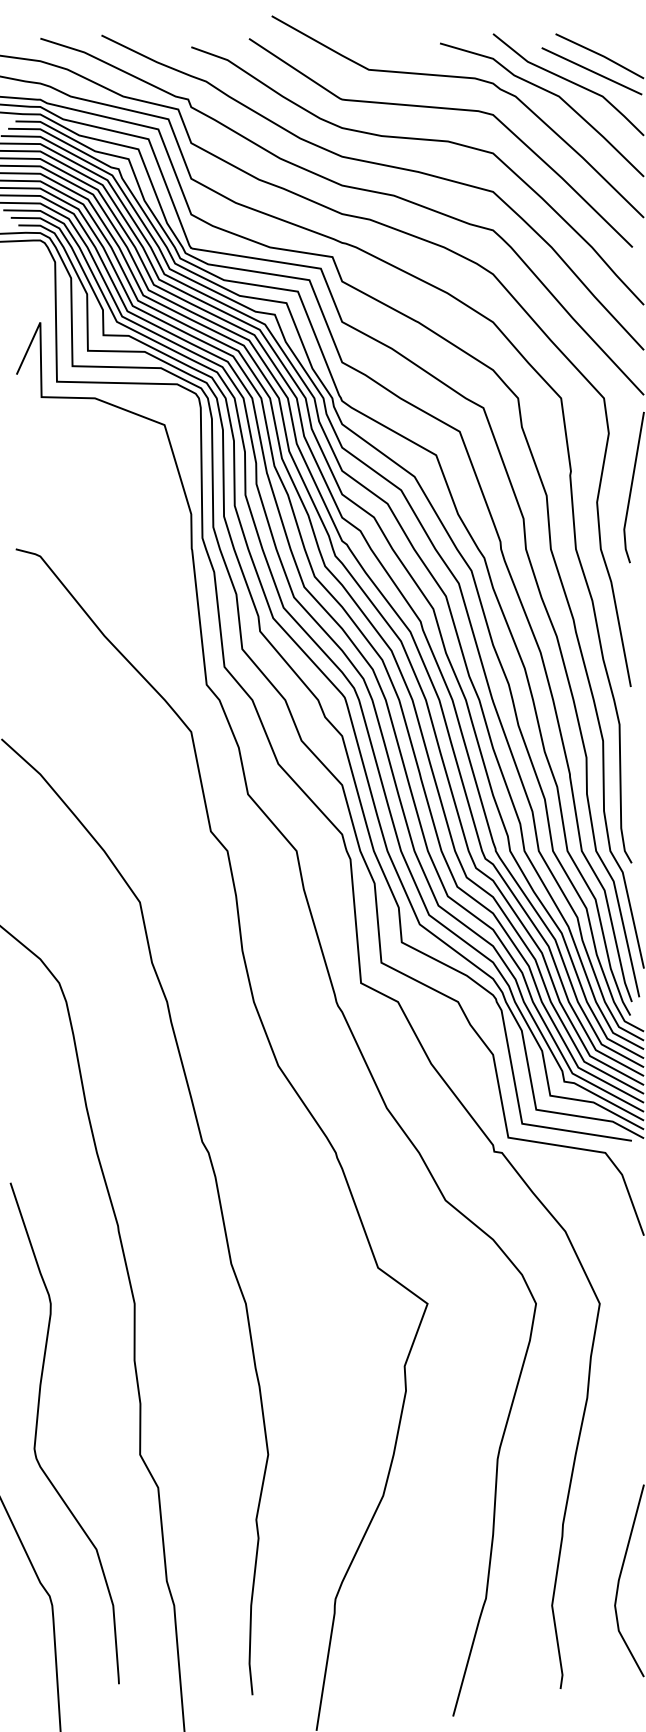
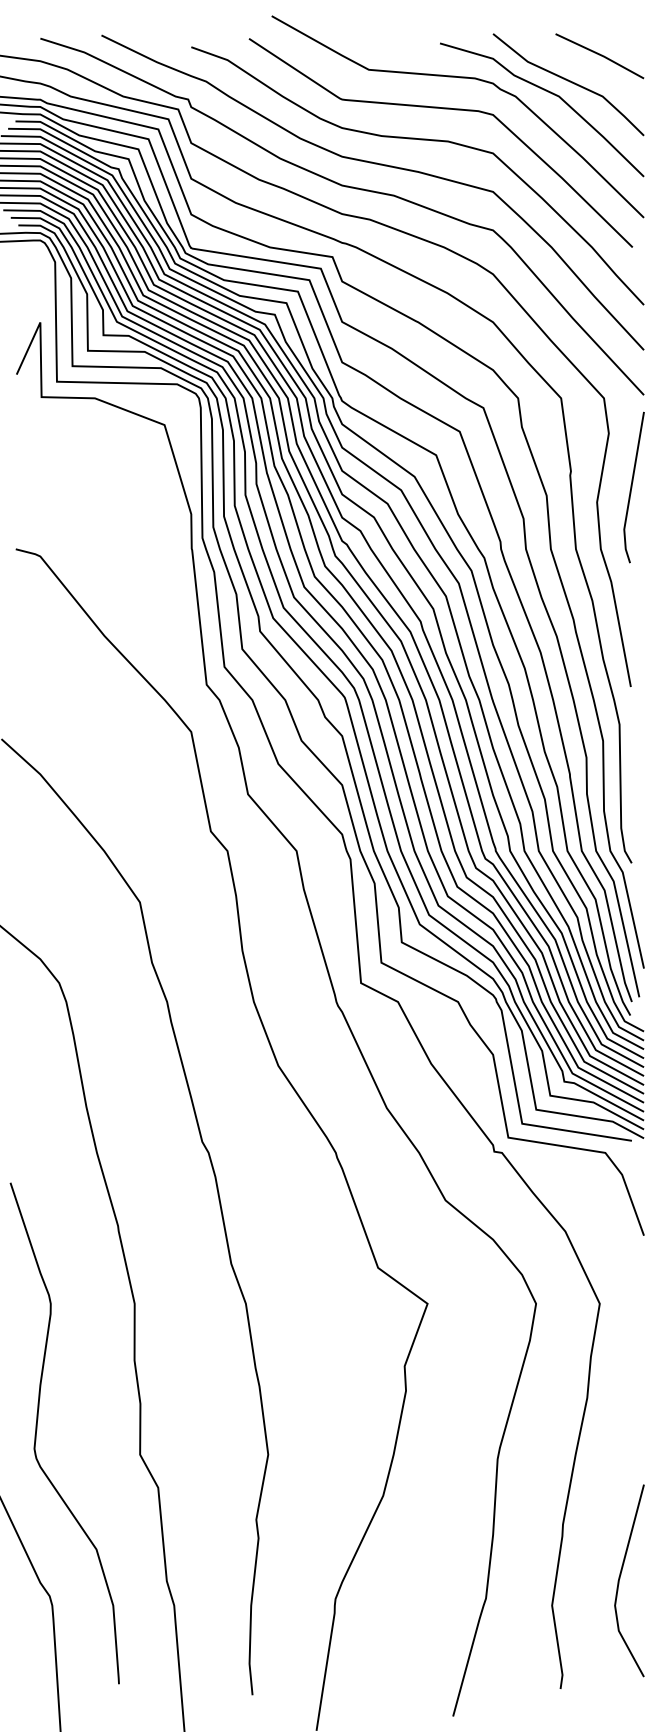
line: present -> none (591, 71)
